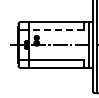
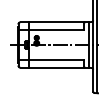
line: dashed -> solid (56, 30)
